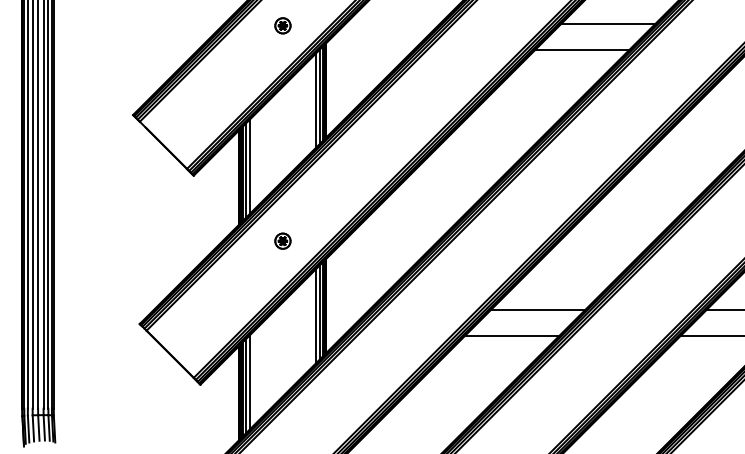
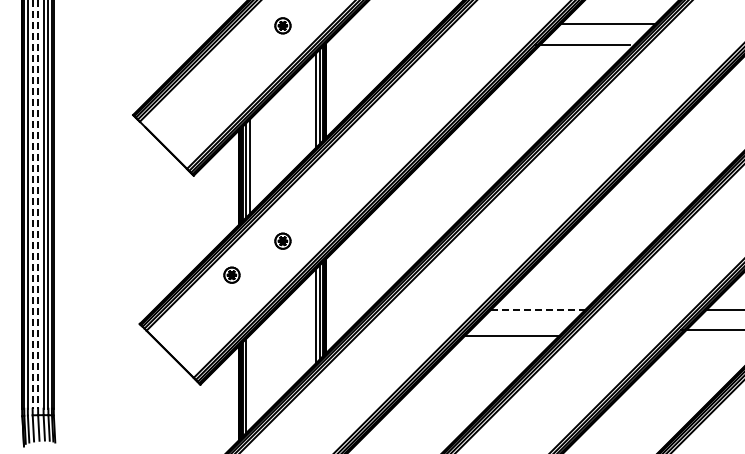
line position: (582, 49) -> (582, 44) (582, 44)
line: solid -> dashed (32, 205)
line: solid -> dashed (38, 205)
part: none -> present (231, 274)
line: solid -> dashed (538, 309)
line position: (710, 335) -> (710, 329) (710, 329)
line: present -> none (249, 382)
